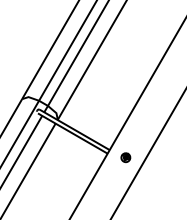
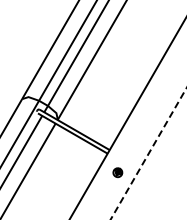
line: solid -> dashed (148, 153)
part position: (125, 157) -> (117, 172) (117, 172)
